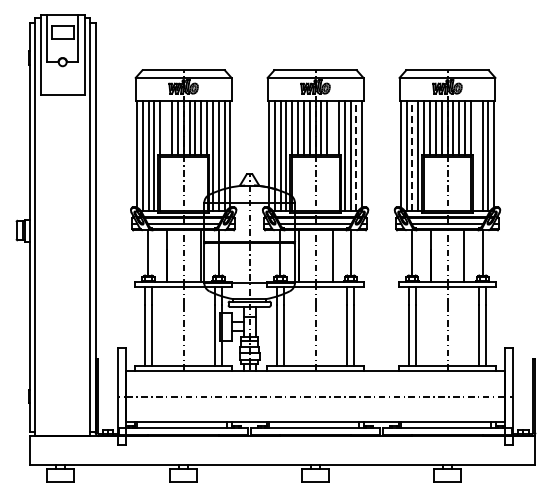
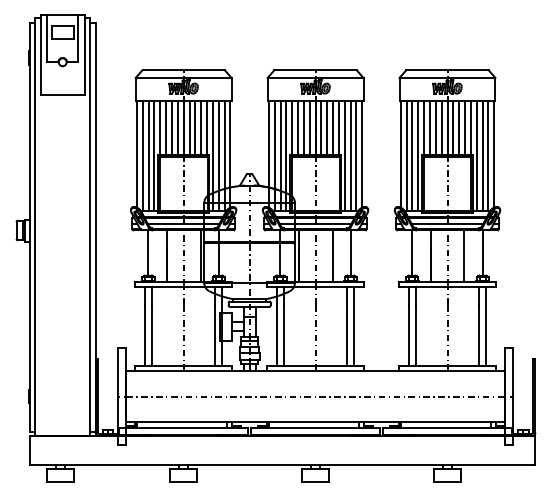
line: none -> present (166, 127)
line: none -> present (333, 127)
line: dashed -> solid (356, 155)
line: dashed -> solid (412, 155)
line: none -> present (476, 155)
